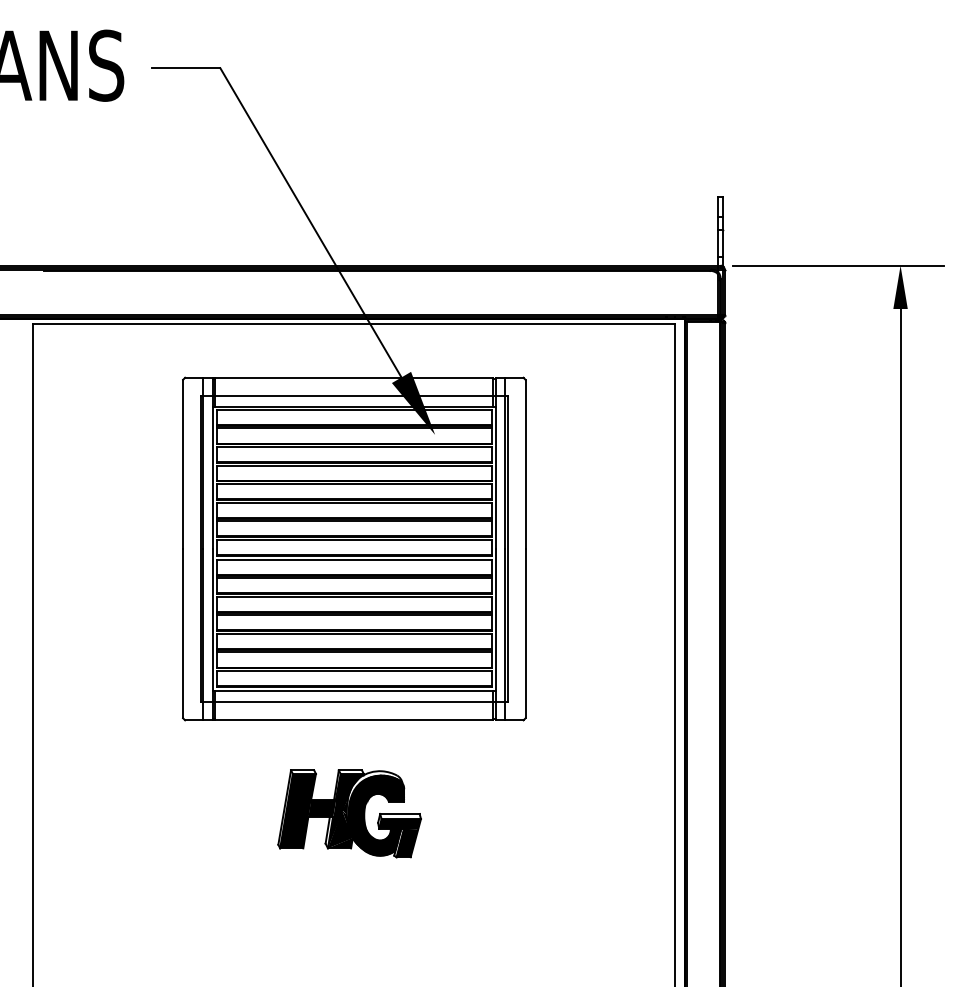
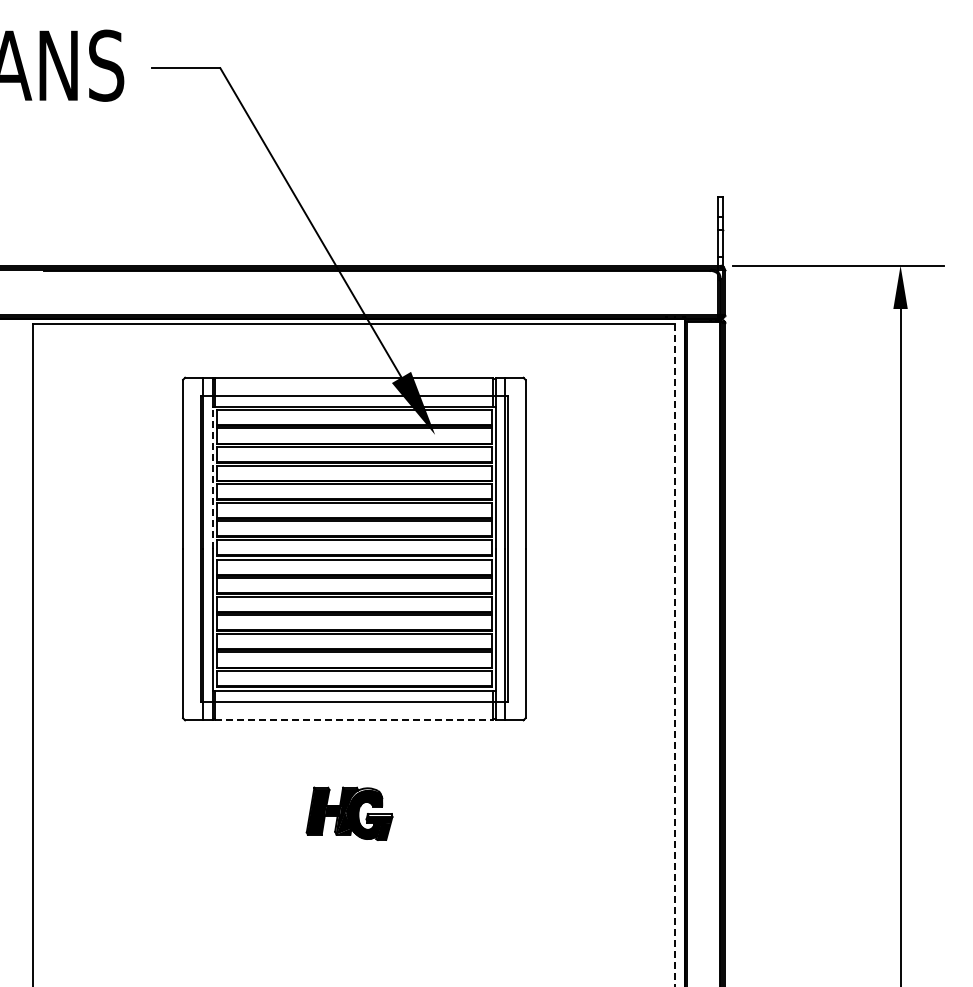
line: solid -> dashed (212, 478)
line: solid -> dashed (675, 656)
line: solid -> dashed (354, 720)
part size: 145x90 px -> 89x55 px (349, 813)
